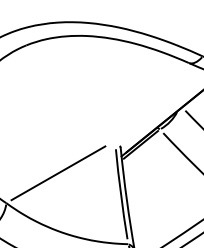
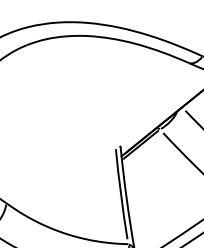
line: present -> none (58, 173)
